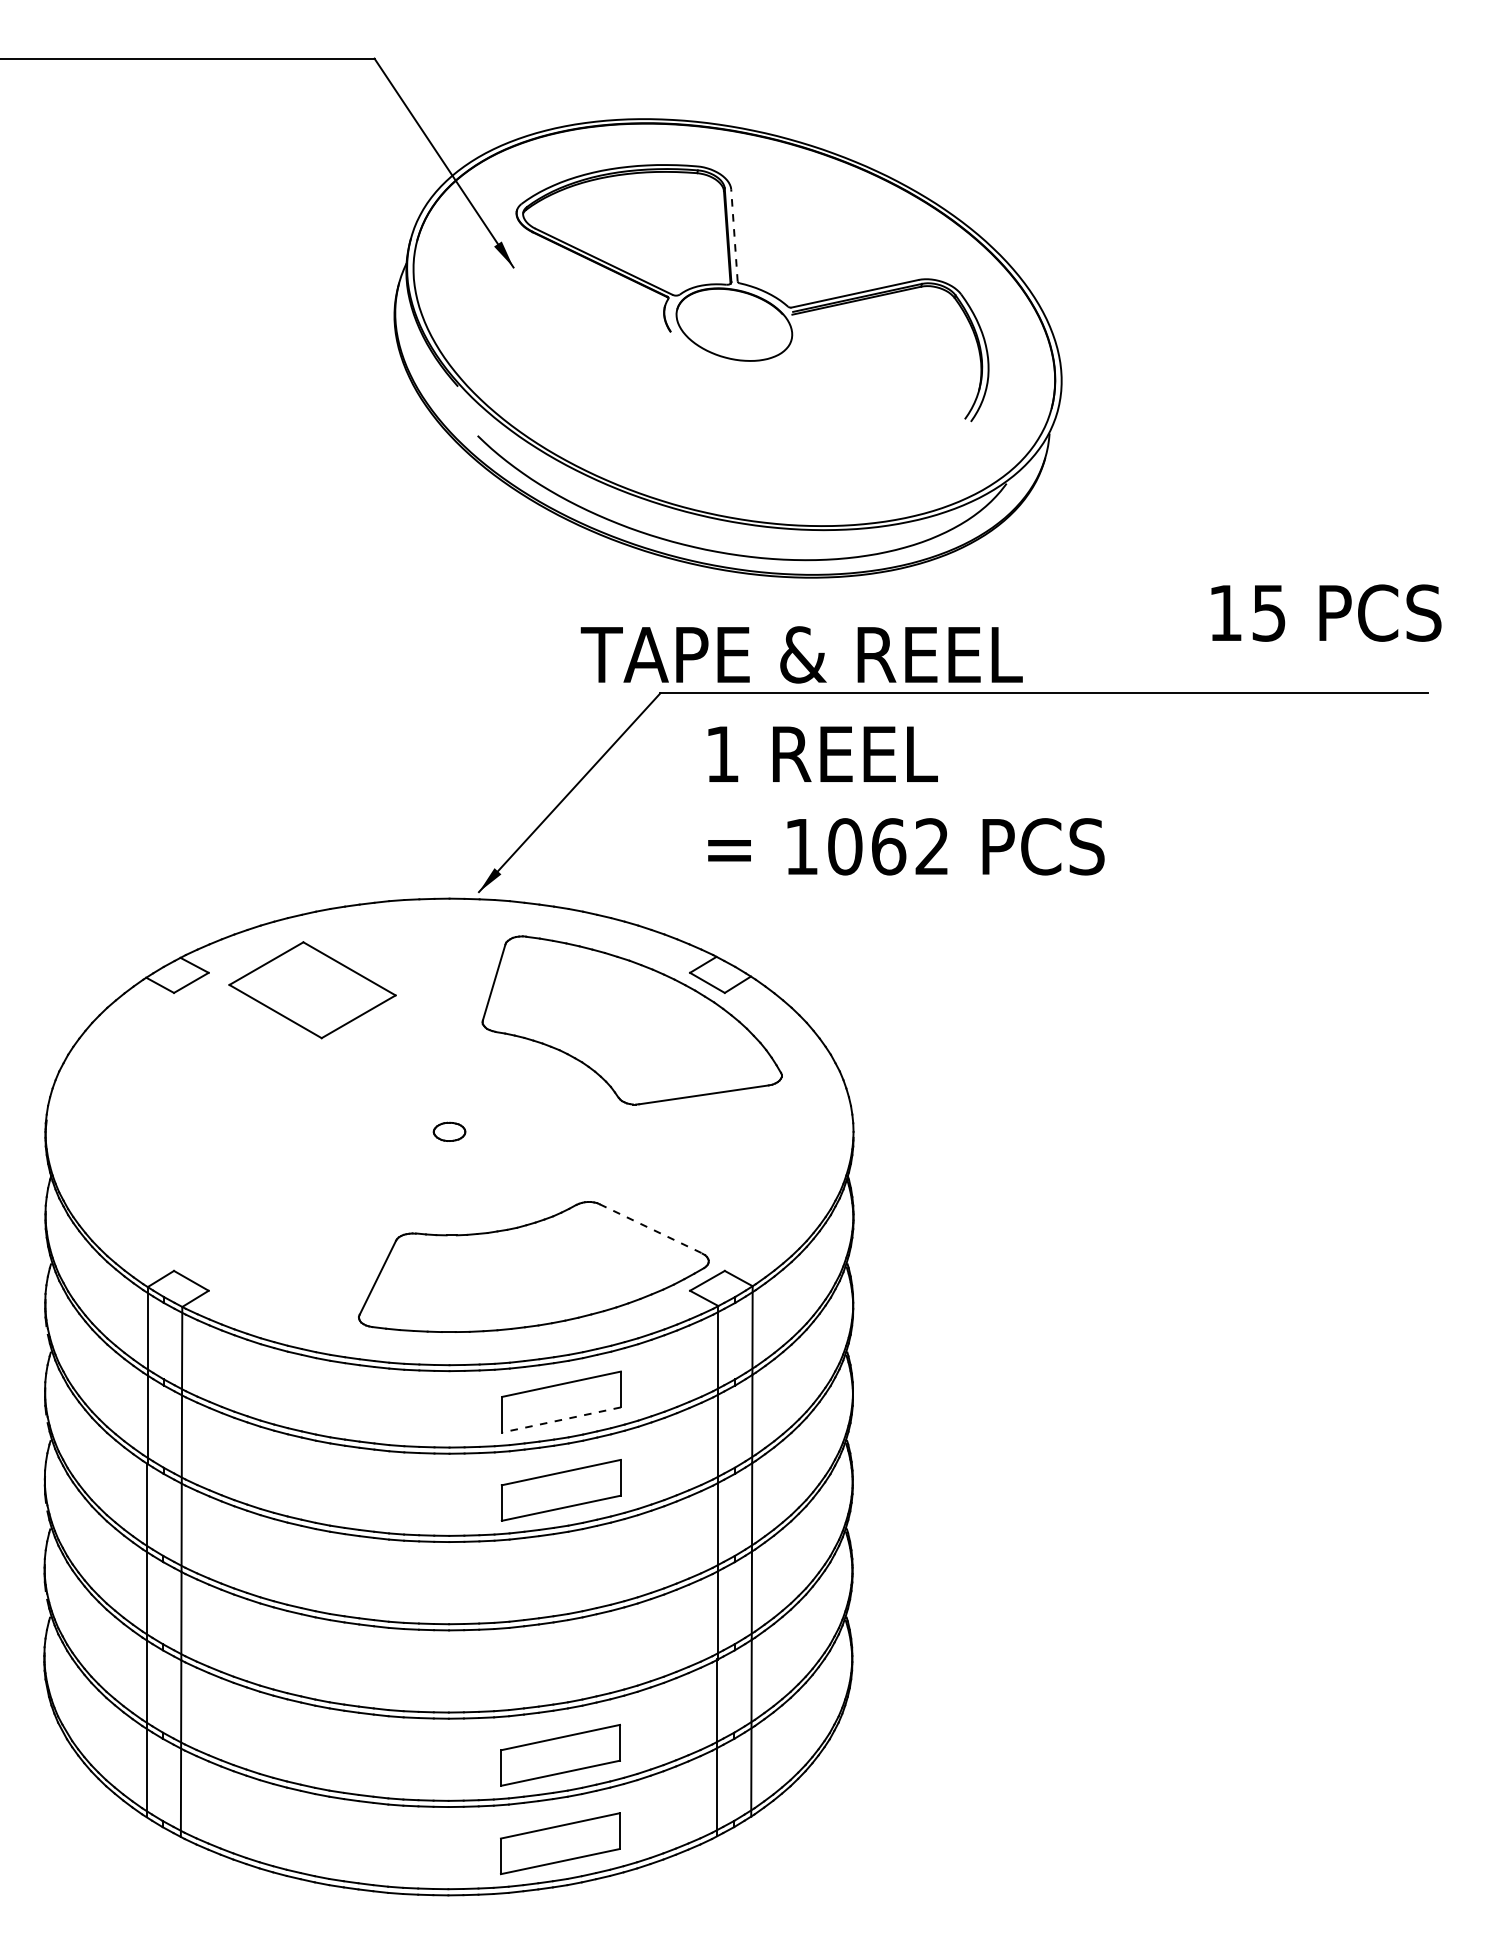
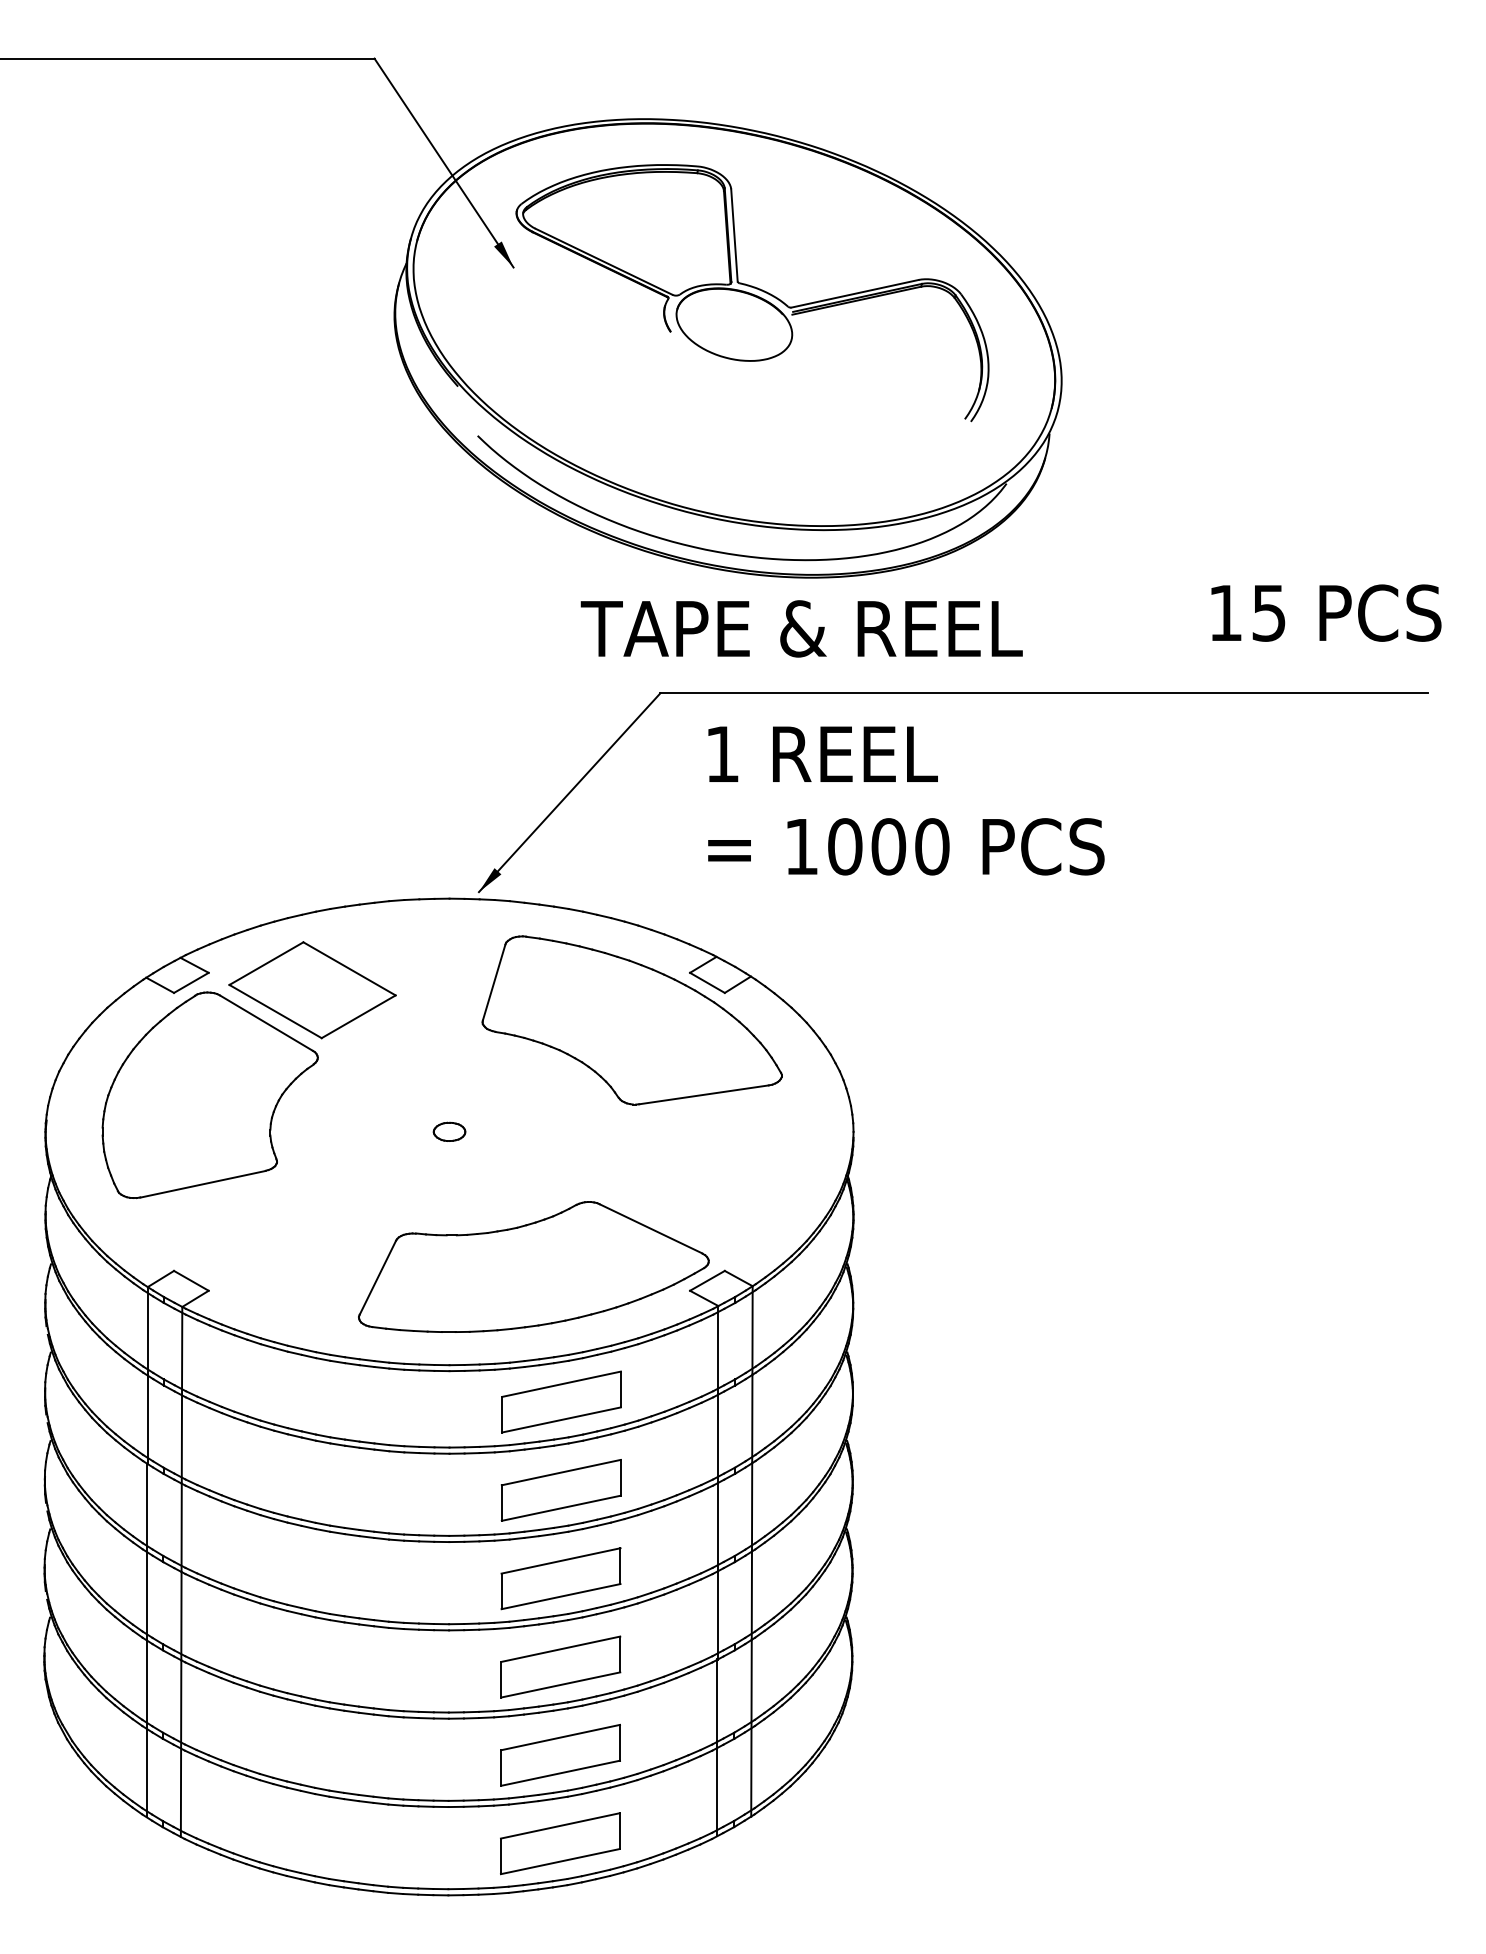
line: dashed -> solid (734, 234)
text position: (801, 654) -> (801, 628) (801, 628)
text: 1062 -> 1000 (910, 846)
part: none -> present (209, 1095)
line: dashed -> solid (651, 1229)
line: dashed -> solid (561, 1419)
part: none -> present (560, 1578)
part: none -> present (560, 1666)
